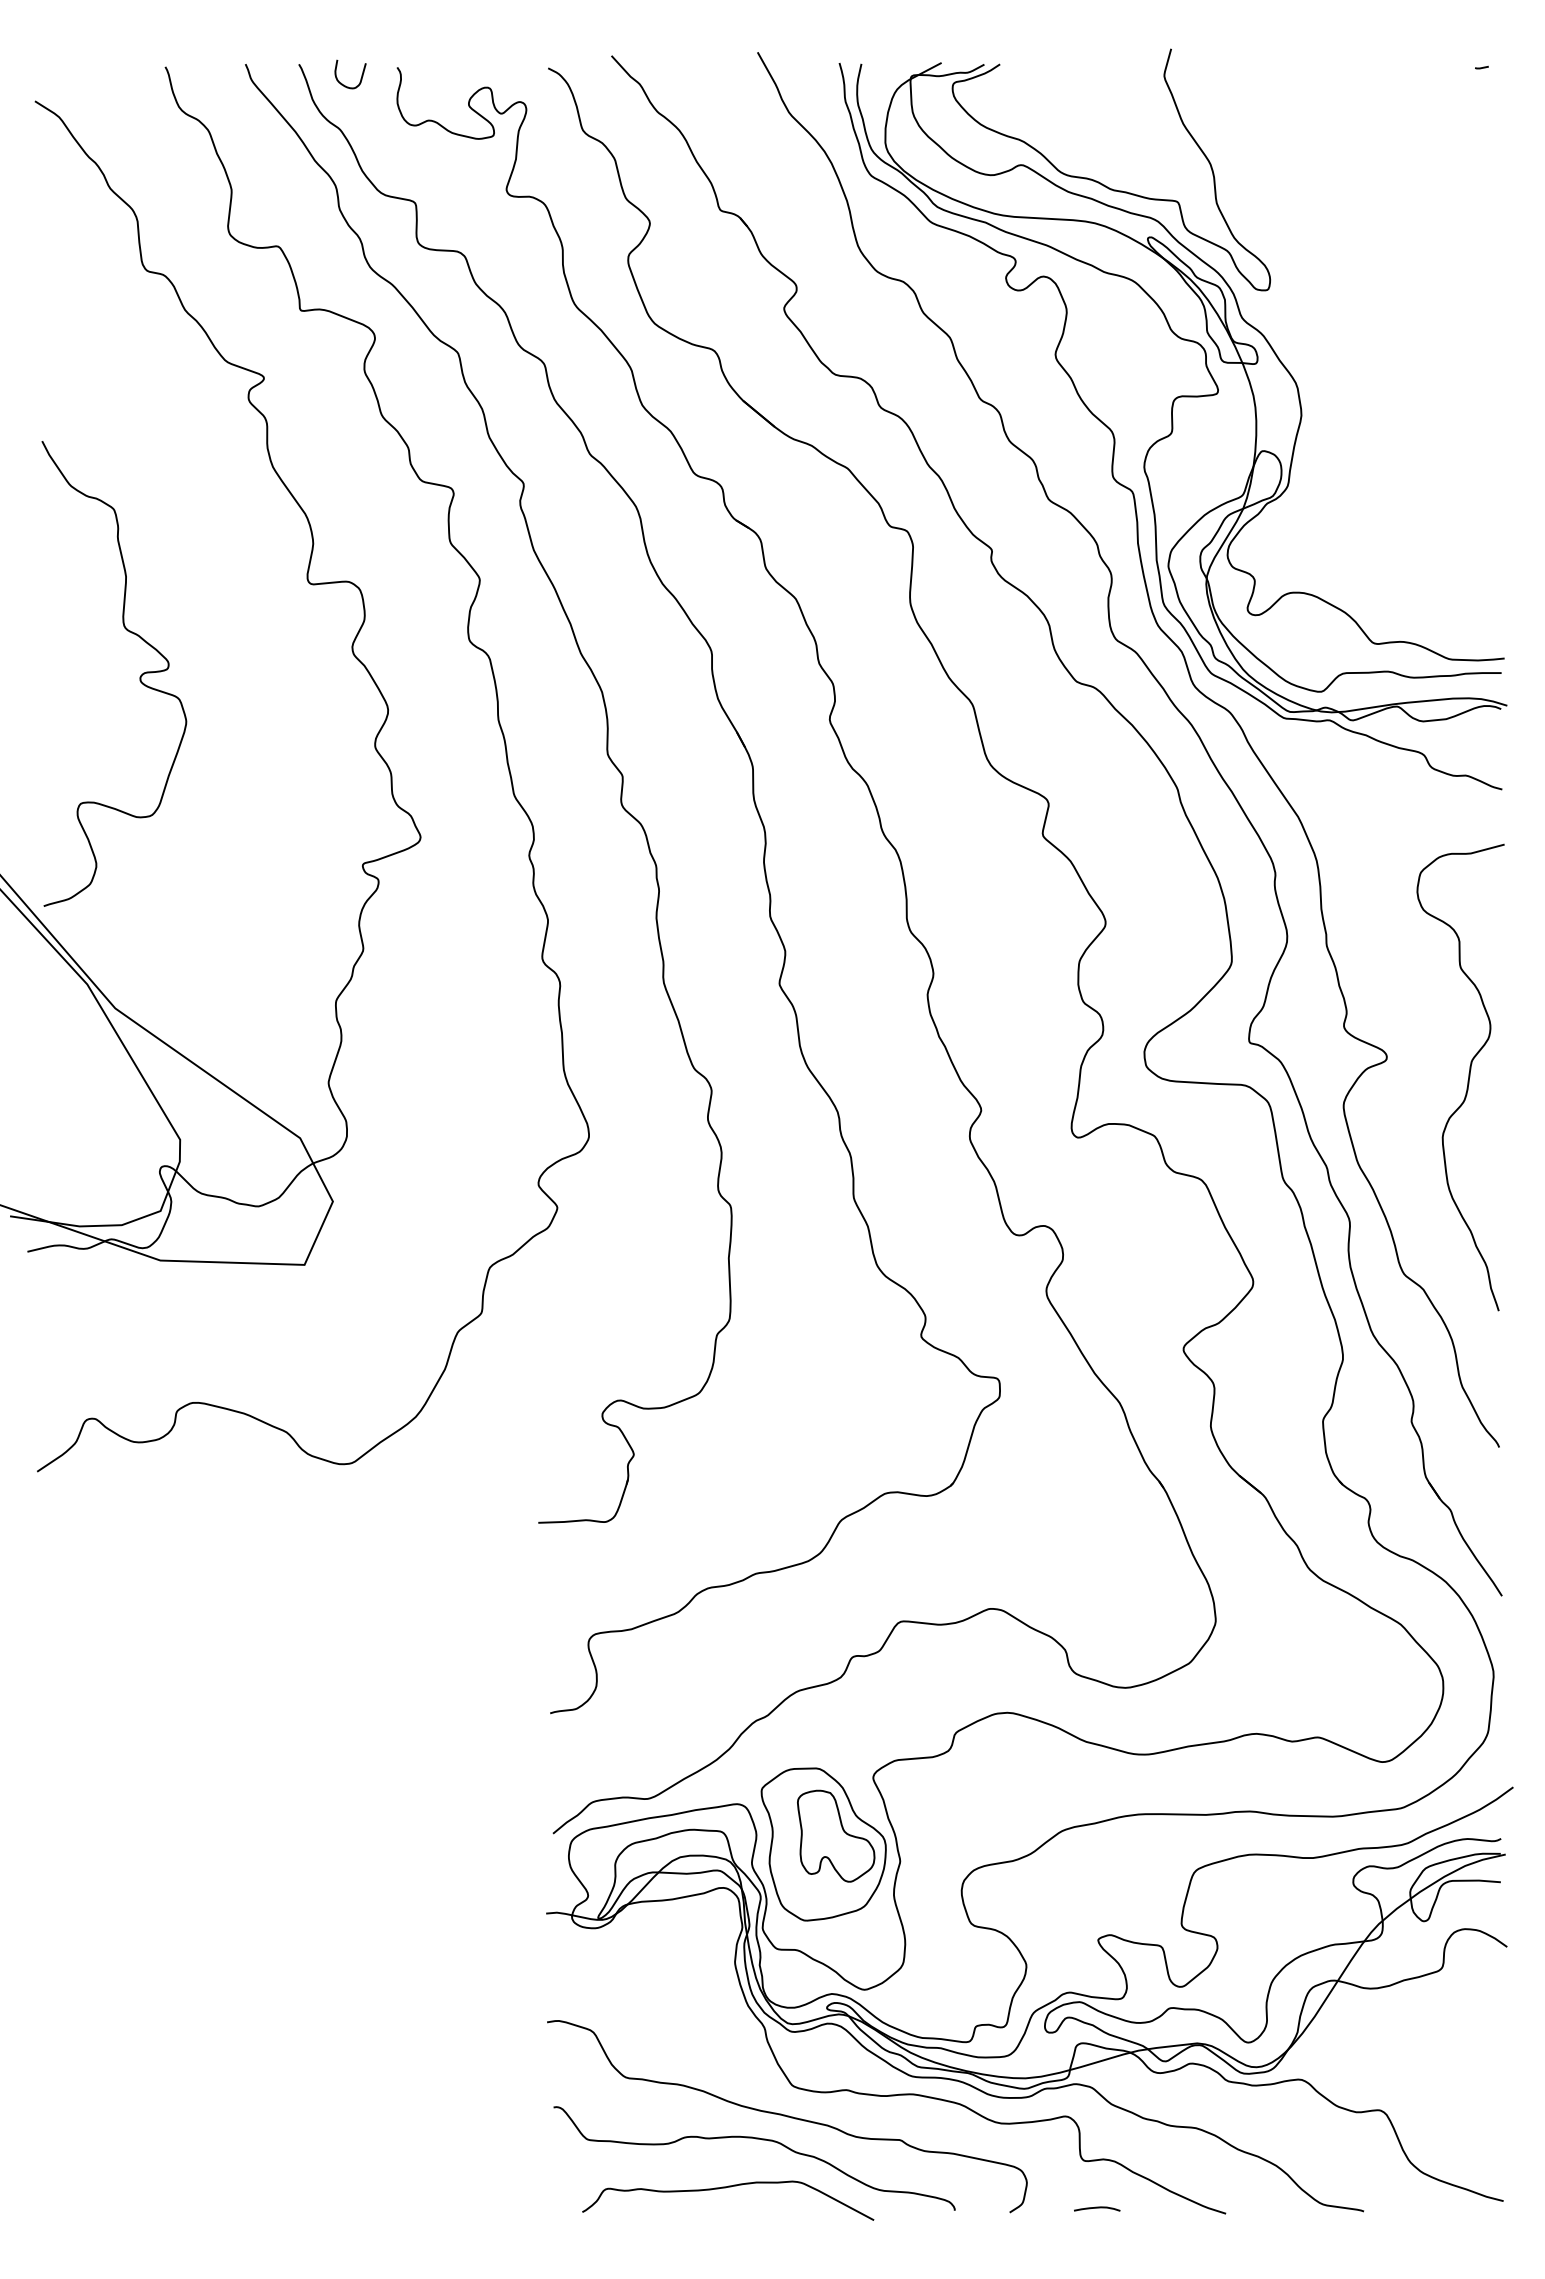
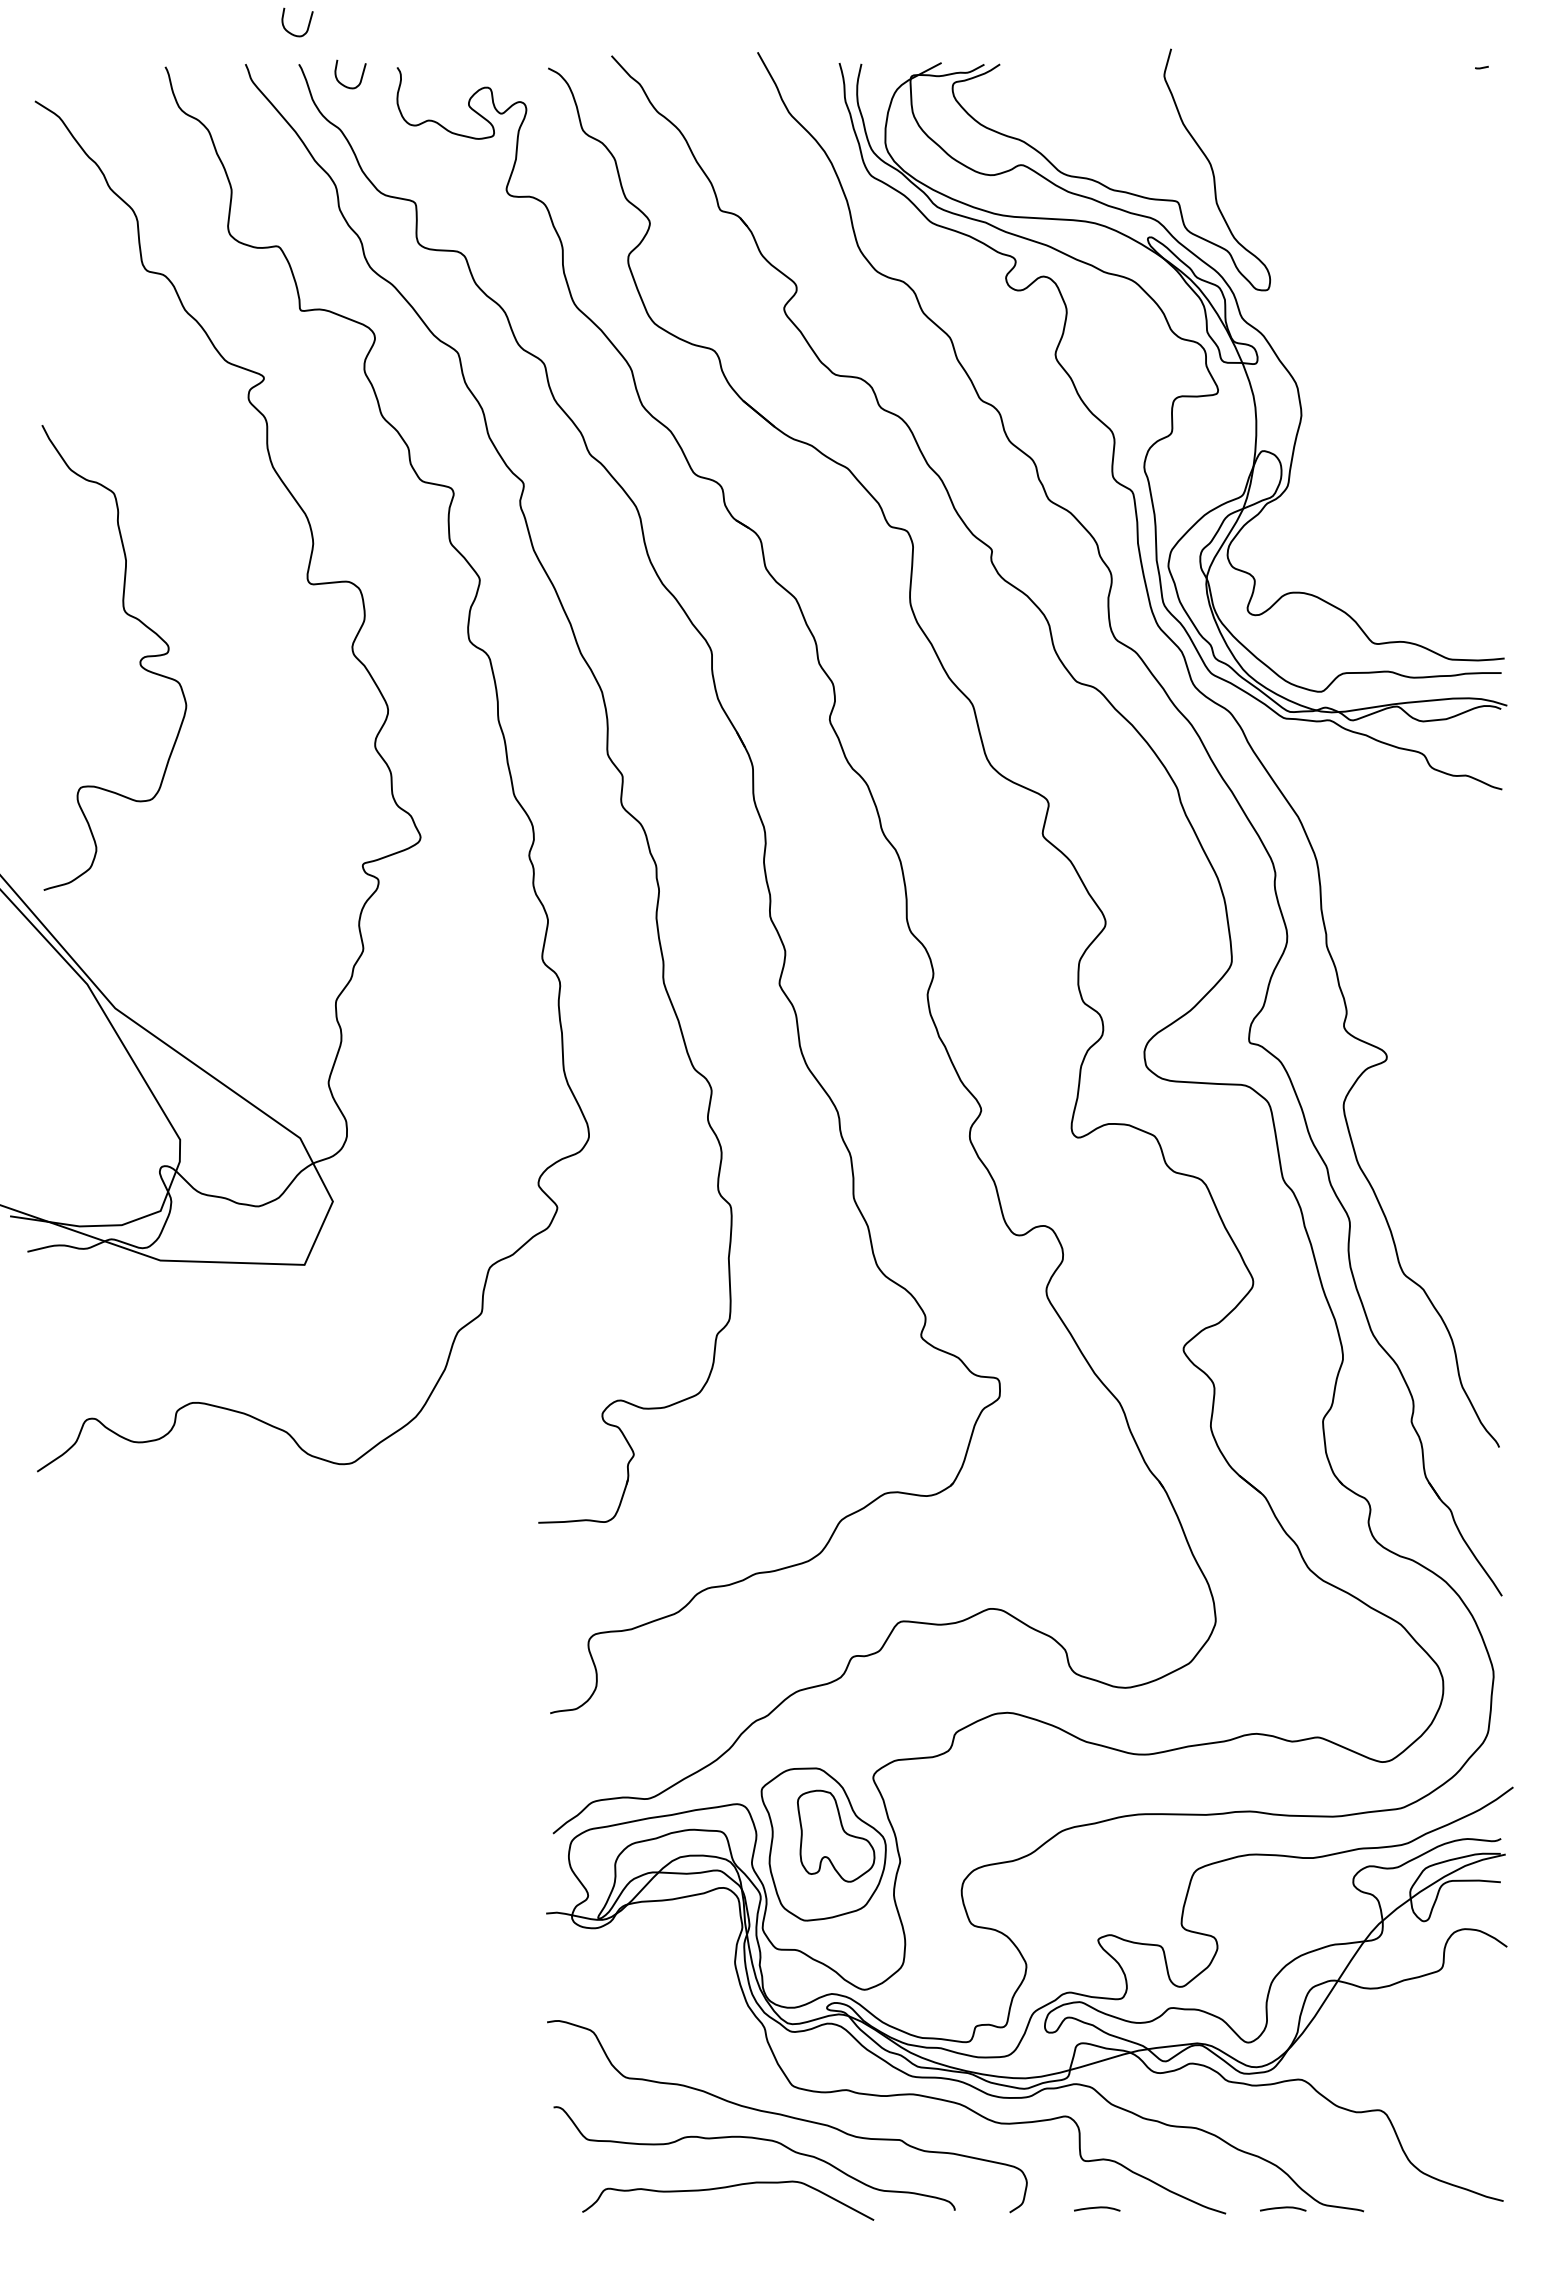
curve: none -> present (307, 26)
curve position: (139, 677) -> (139, 661) (139, 661)
curve: present -> none (1467, 1080)
curve: none -> present (1283, 2208)
